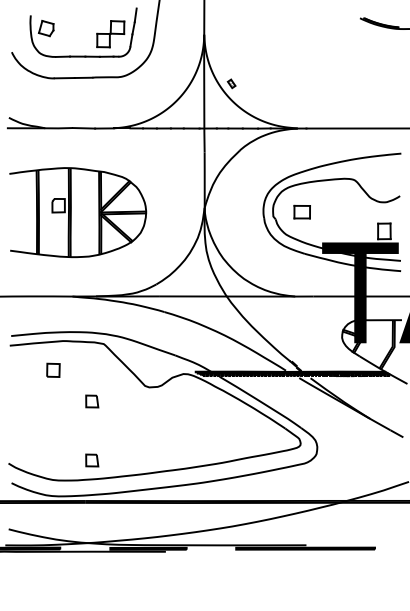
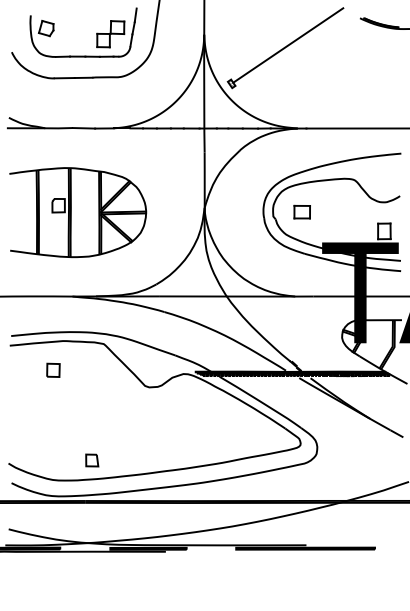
line: none -> present (288, 45)
part: present -> none (92, 401)
